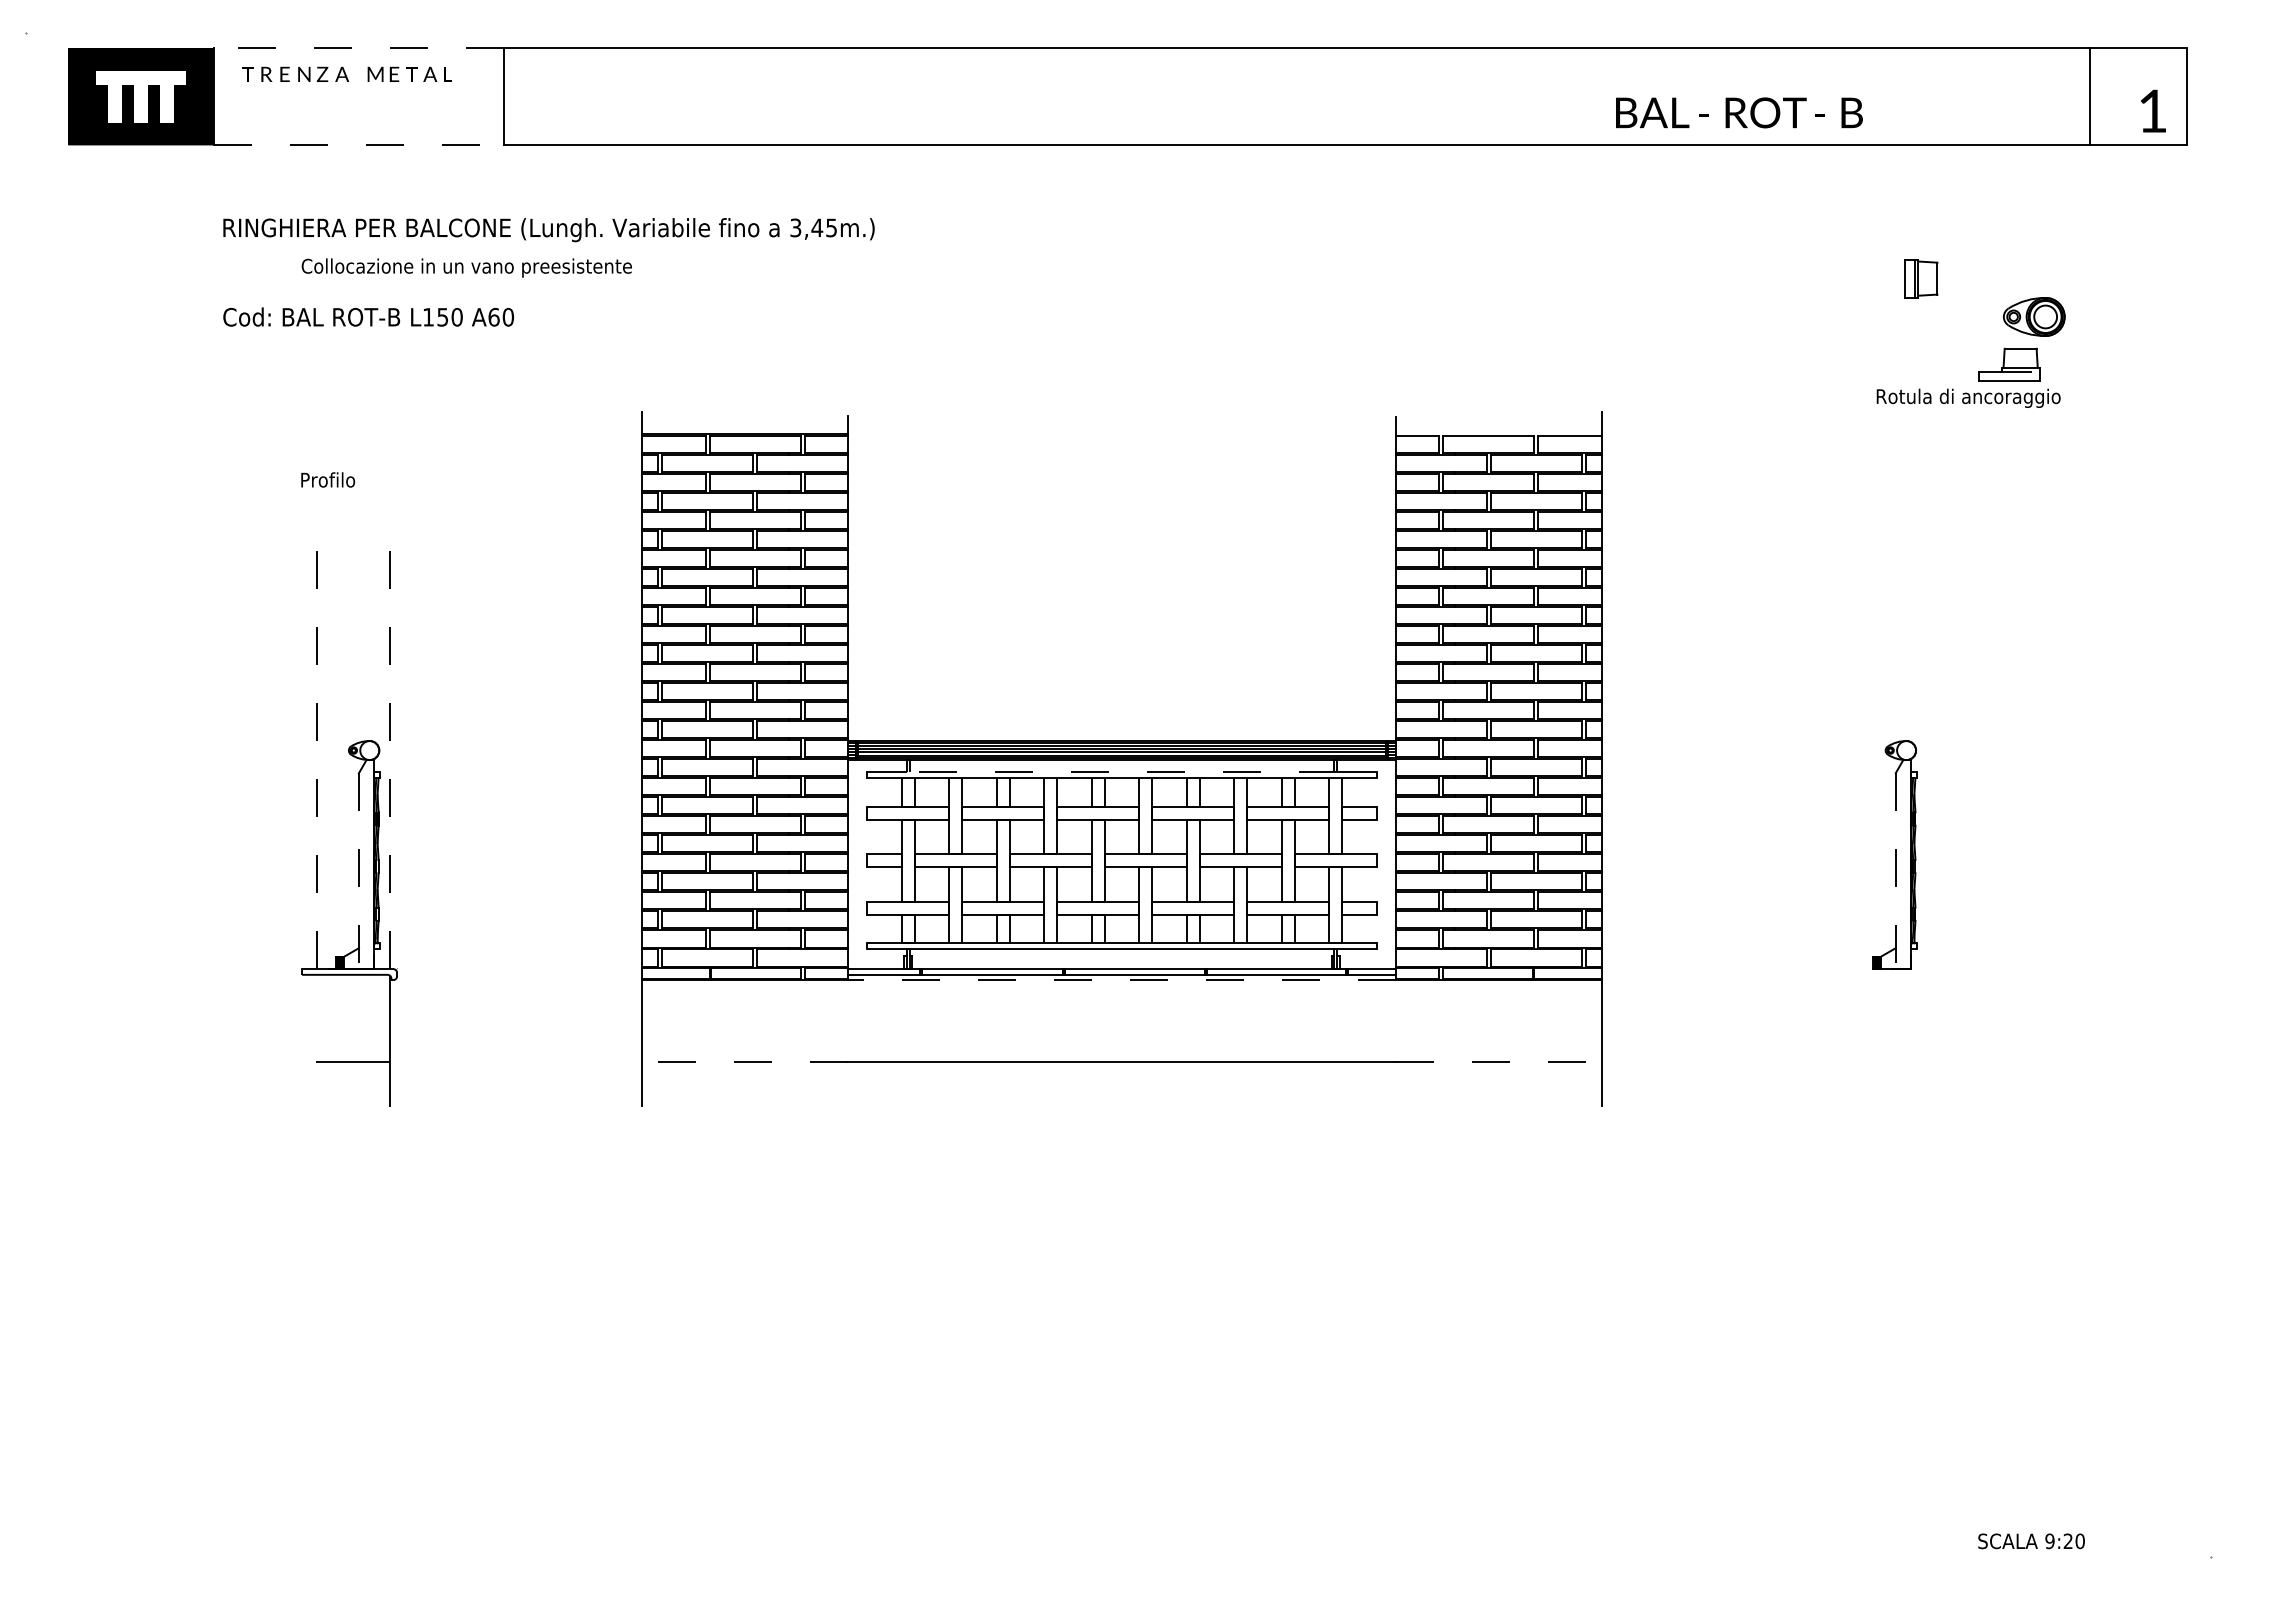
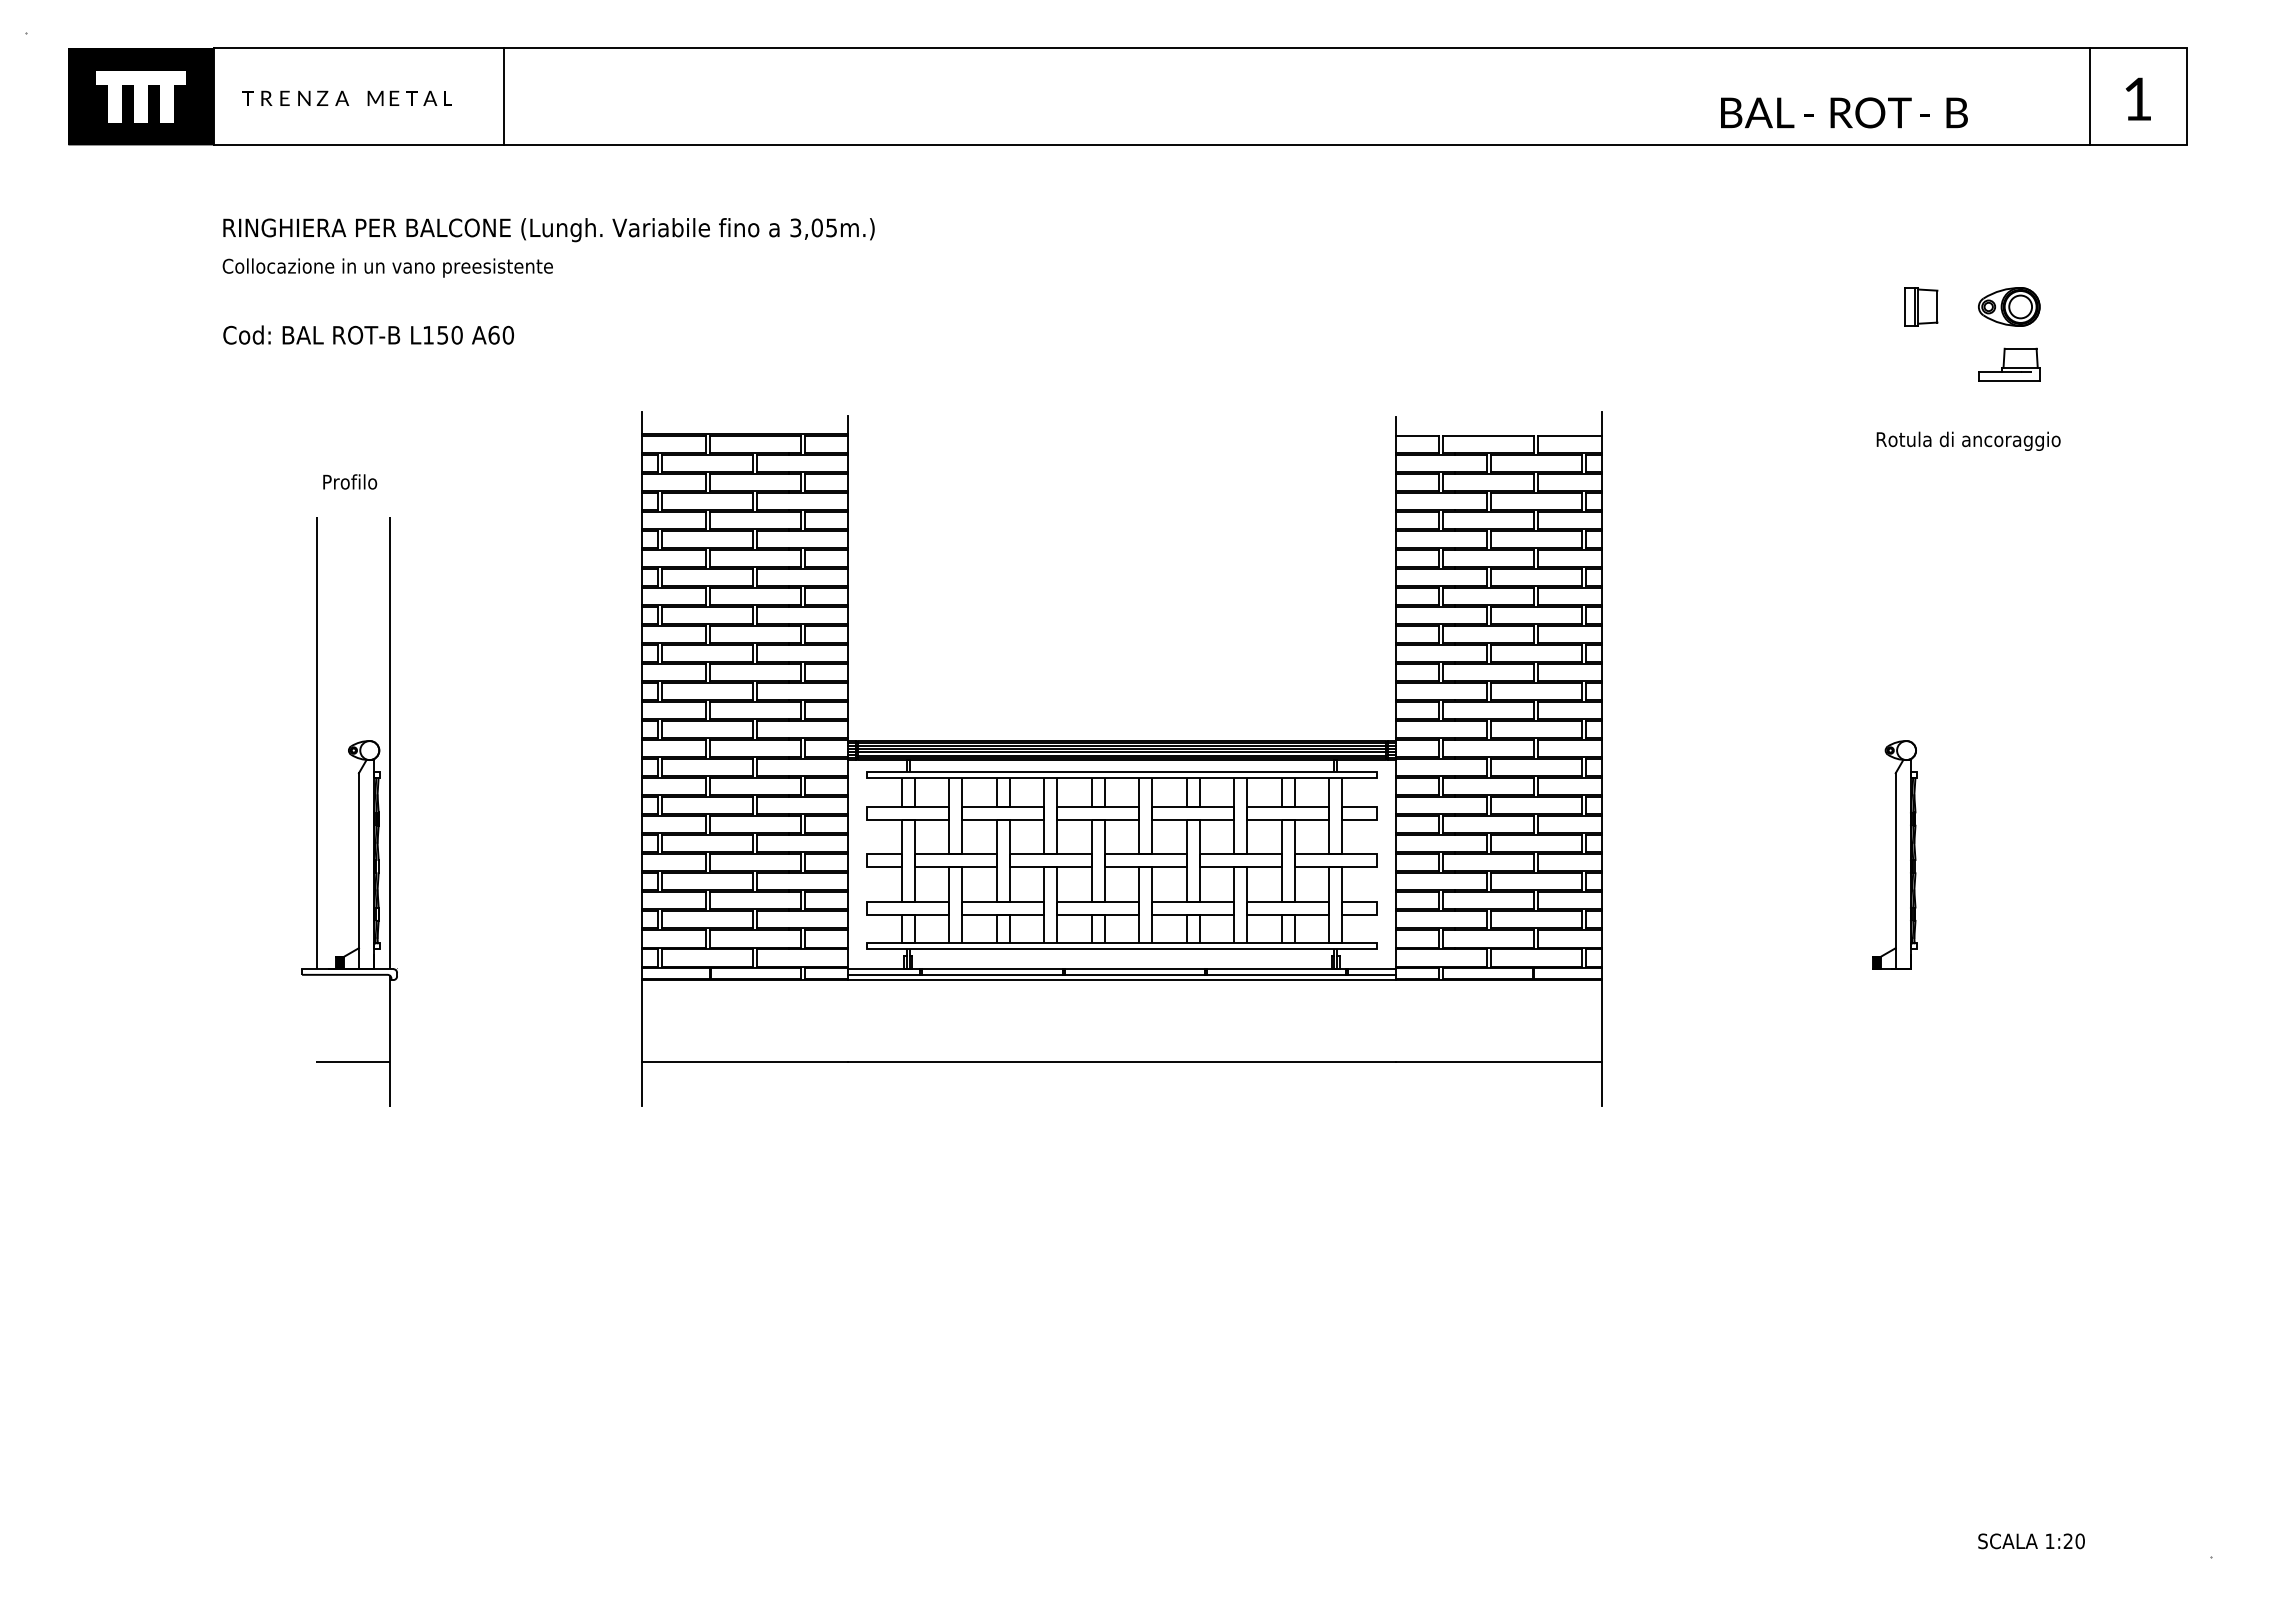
line: dashed -> solid (358, 48)
text position: (346, 73) -> (346, 97) (346, 97)
text position: (2152, 110) -> (2137, 98) (2137, 98)
text position: (1739, 112) -> (1844, 112) (1844, 112)
line: dashed -> solid (359, 145)
text: 3,45m.) -> 3,05m.) (817, 227)
text position: (466, 267) -> (387, 267) (387, 267)
part position: (1921, 278) -> (1921, 306) (1921, 306)
text position: (368, 316) -> (368, 334) (368, 334)
part position: (2034, 316) -> (2009, 306) (2009, 306)
text position: (1968, 397) -> (1968, 440) (1968, 440)
text position: (328, 479) -> (350, 481) (350, 481)
line: dashed -> solid (316, 743)
line: dashed -> solid (389, 743)
line: dashed -> solid (1121, 772)
line: dashed -> solid (358, 871)
line: dashed -> solid (1895, 871)
line: dashed -> solid (1121, 980)
line: dashed -> solid (744, 1061)
line: dashed -> solid (1499, 1061)
text: 9:20 -> 1:20 (2049, 1541)
